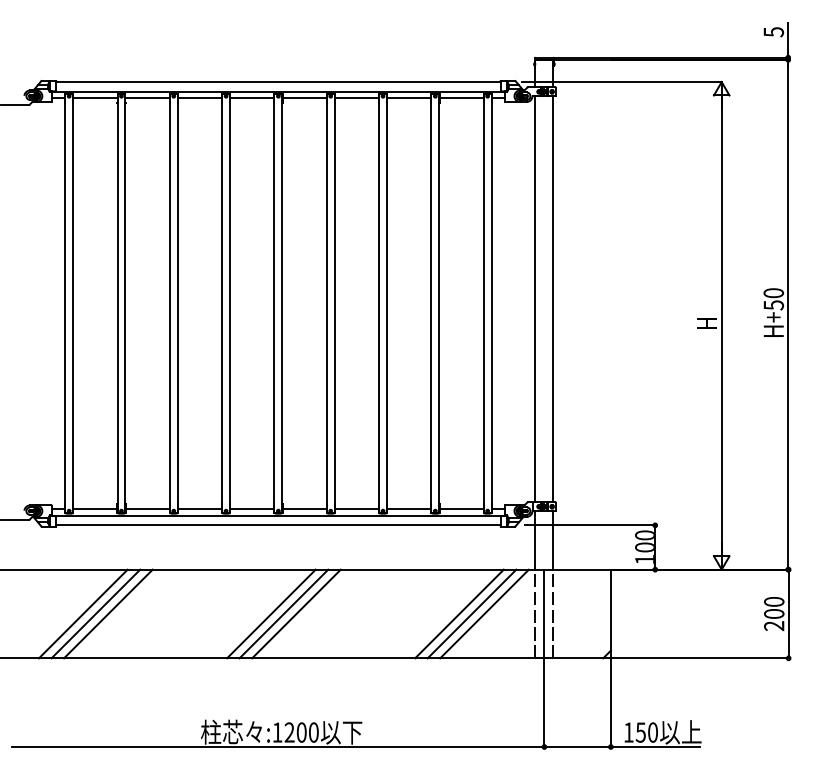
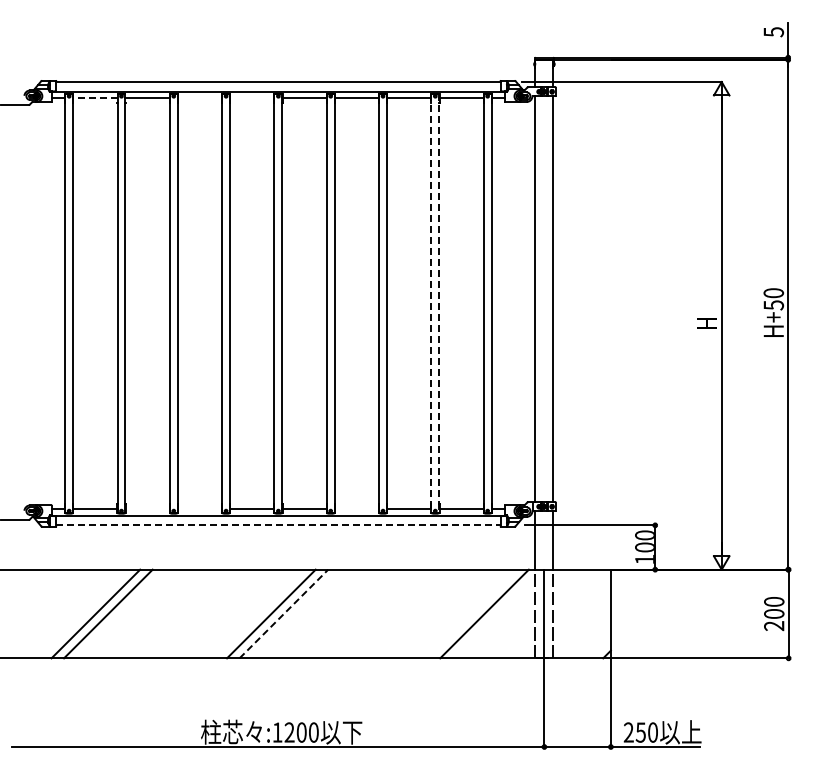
line: solid -> dashed (94, 98)
line: present -> none (199, 98)
line: present -> none (252, 98)
line: solid -> dashed (431, 304)
line: solid -> dashed (439, 304)
line: present -> none (147, 508)
line: present -> none (199, 508)
line: present -> none (356, 508)
line: solid -> dashed (278, 525)
line: present -> none (83, 613)
line: present -> none (296, 613)
line: present -> none (459, 613)
line: present -> none (471, 613)
line: solid -> dashed (283, 614)
text: 150 -> 250 (628, 732)
